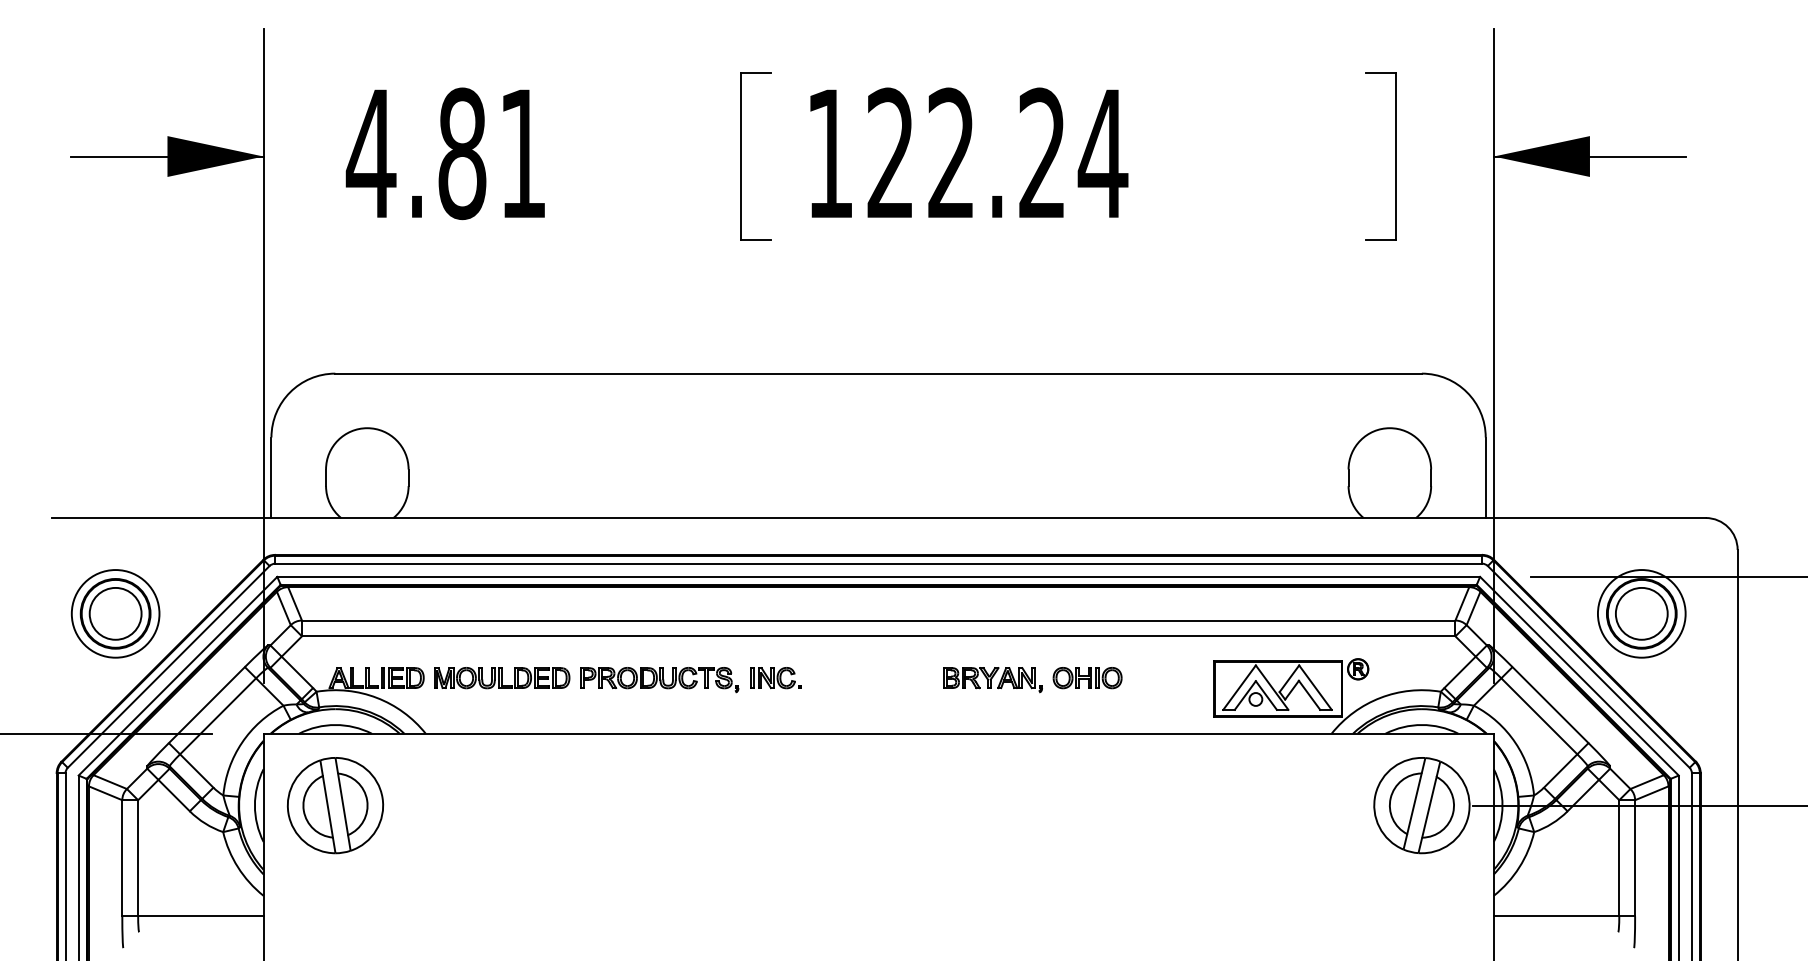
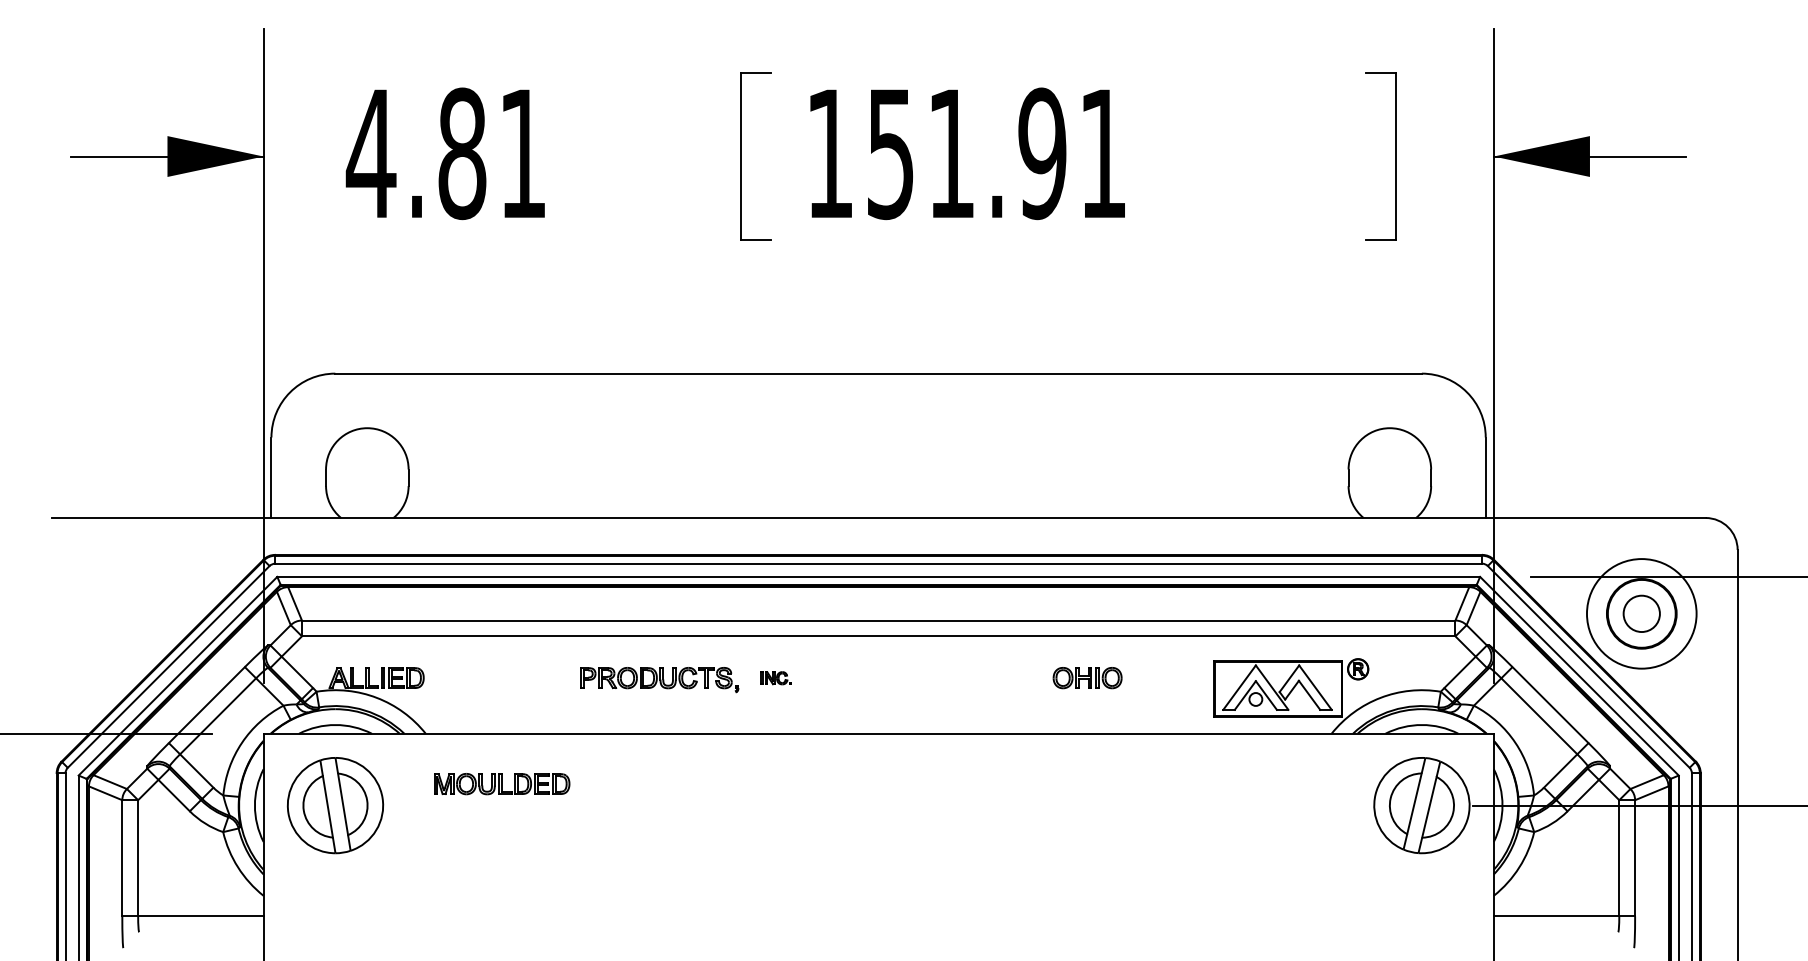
text: 122.24 -> 151.91 (997, 153)
part: present -> none (115, 613)
circle diameter: 52 px -> 36 px (1641, 613)
circle diameter: 88 px -> 110 px (1641, 613)
part position: (502, 678) -> (502, 784) (502, 784)
part size: 52x23 px -> 32x15 px (775, 678)
part: present -> none (992, 680)
